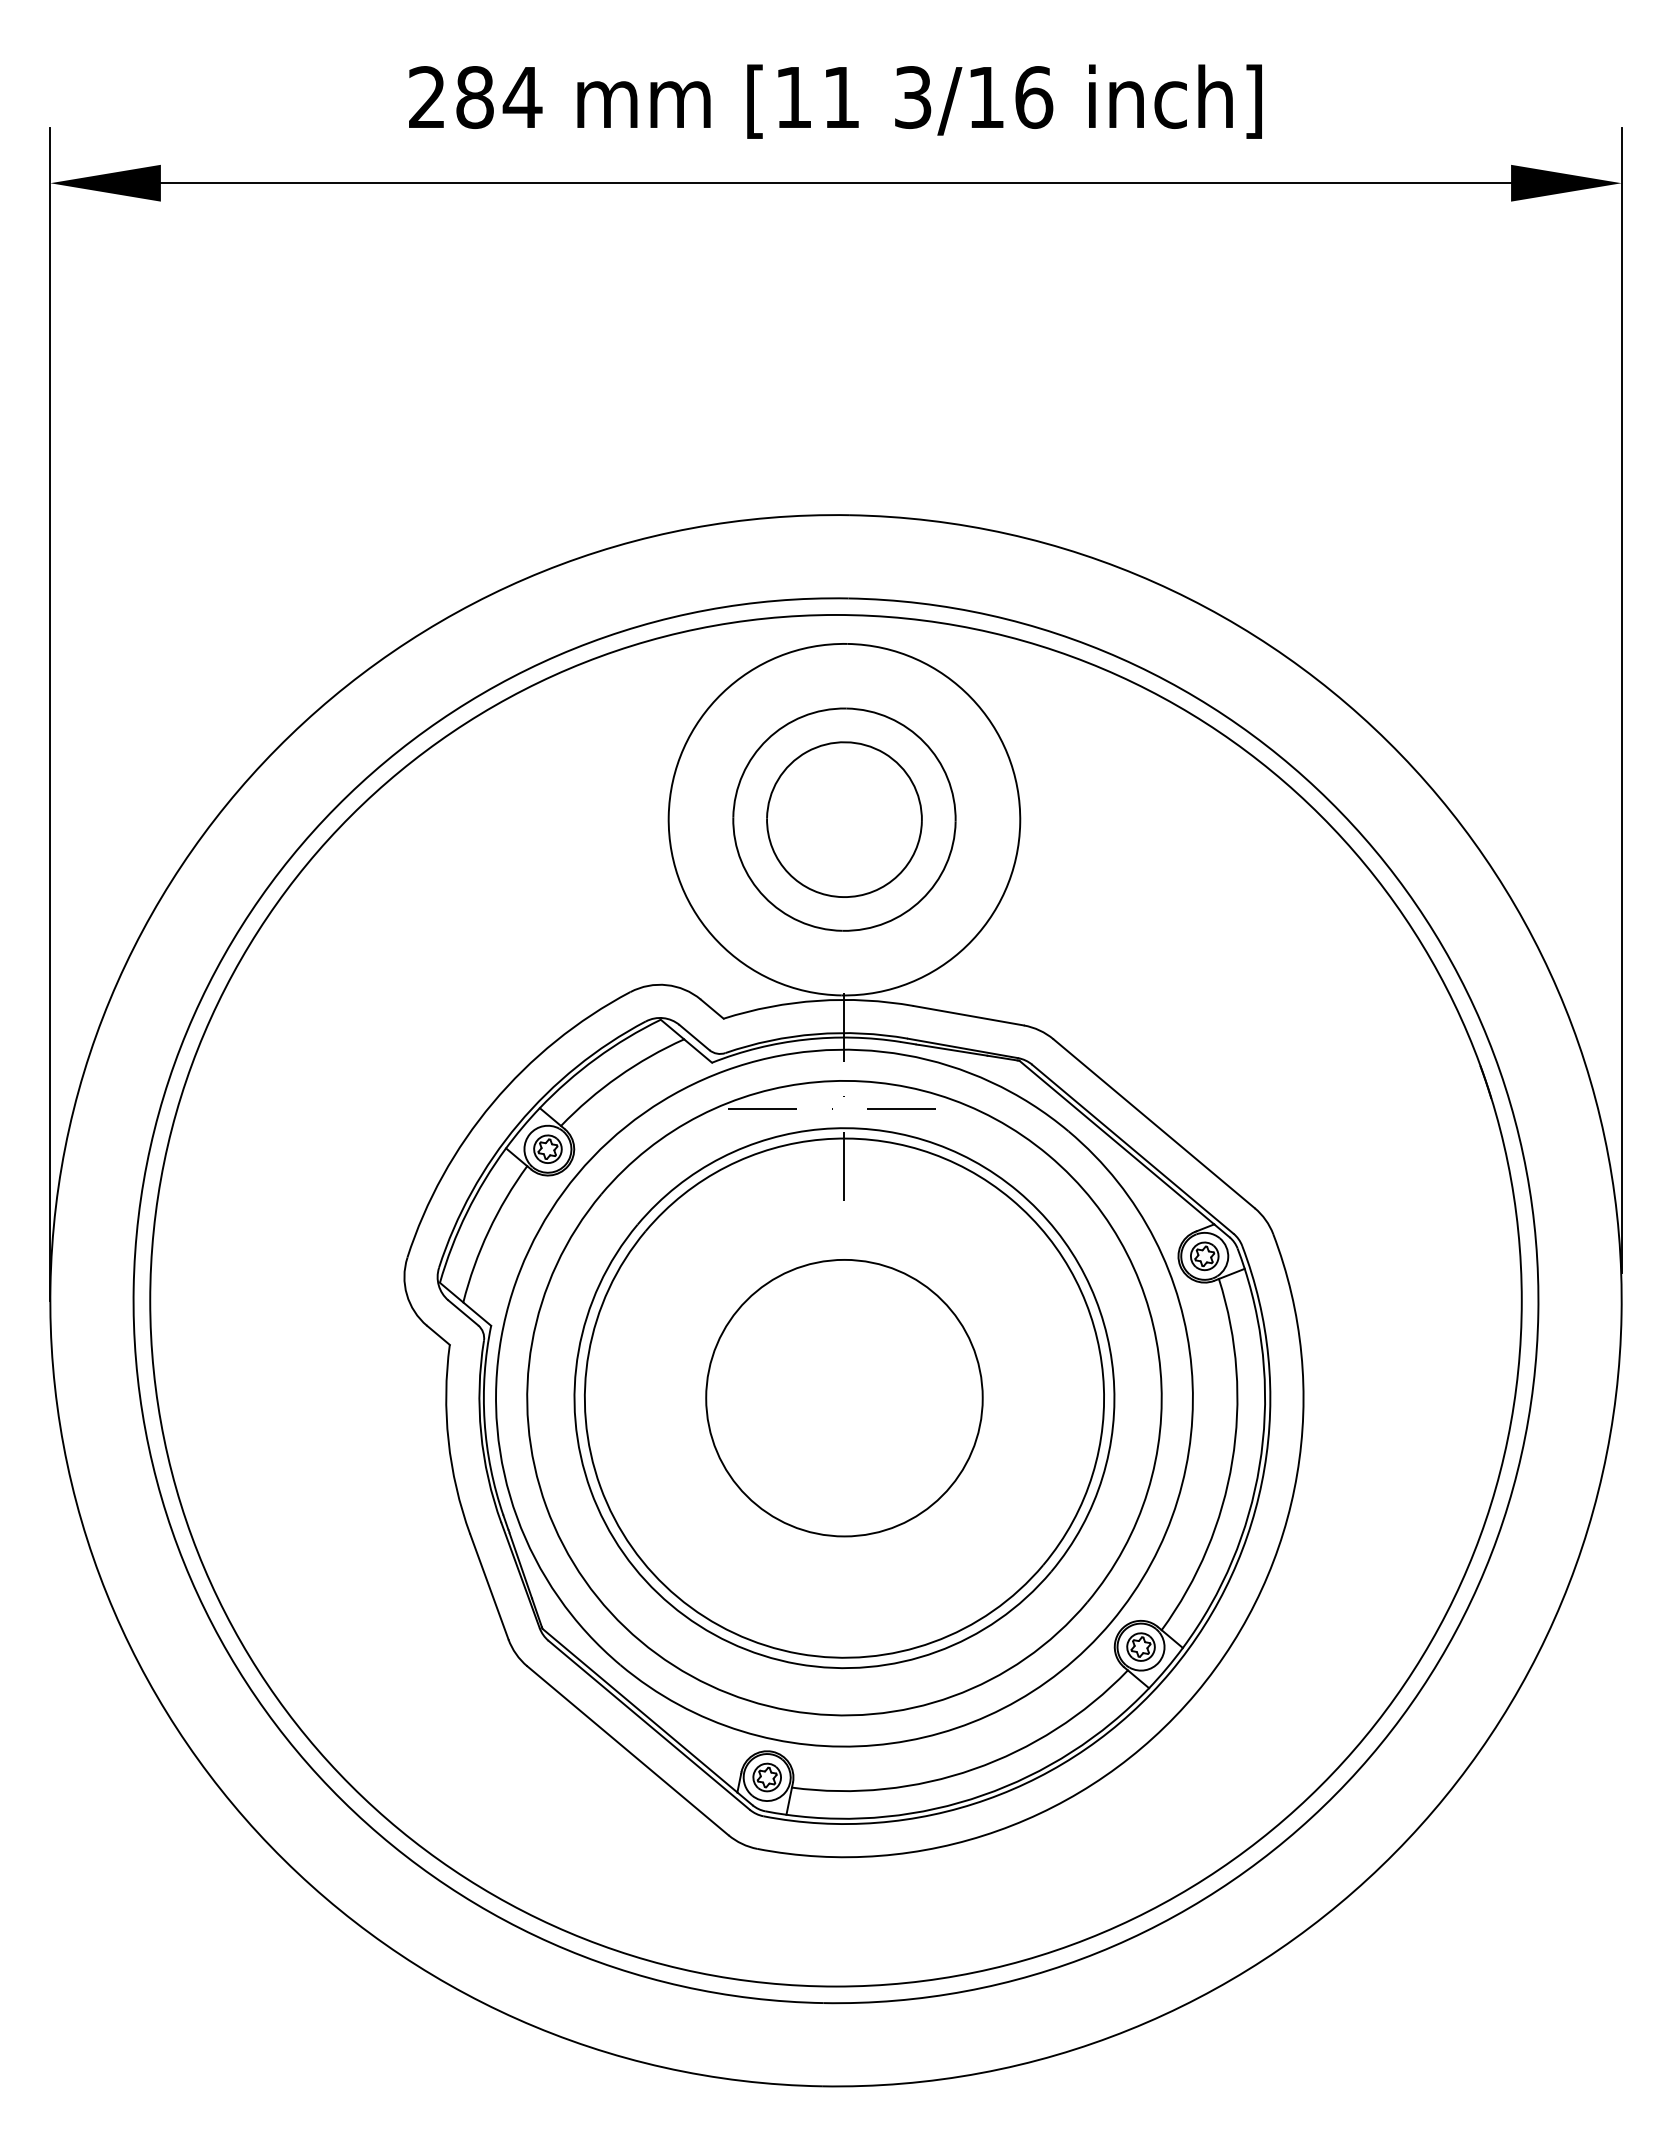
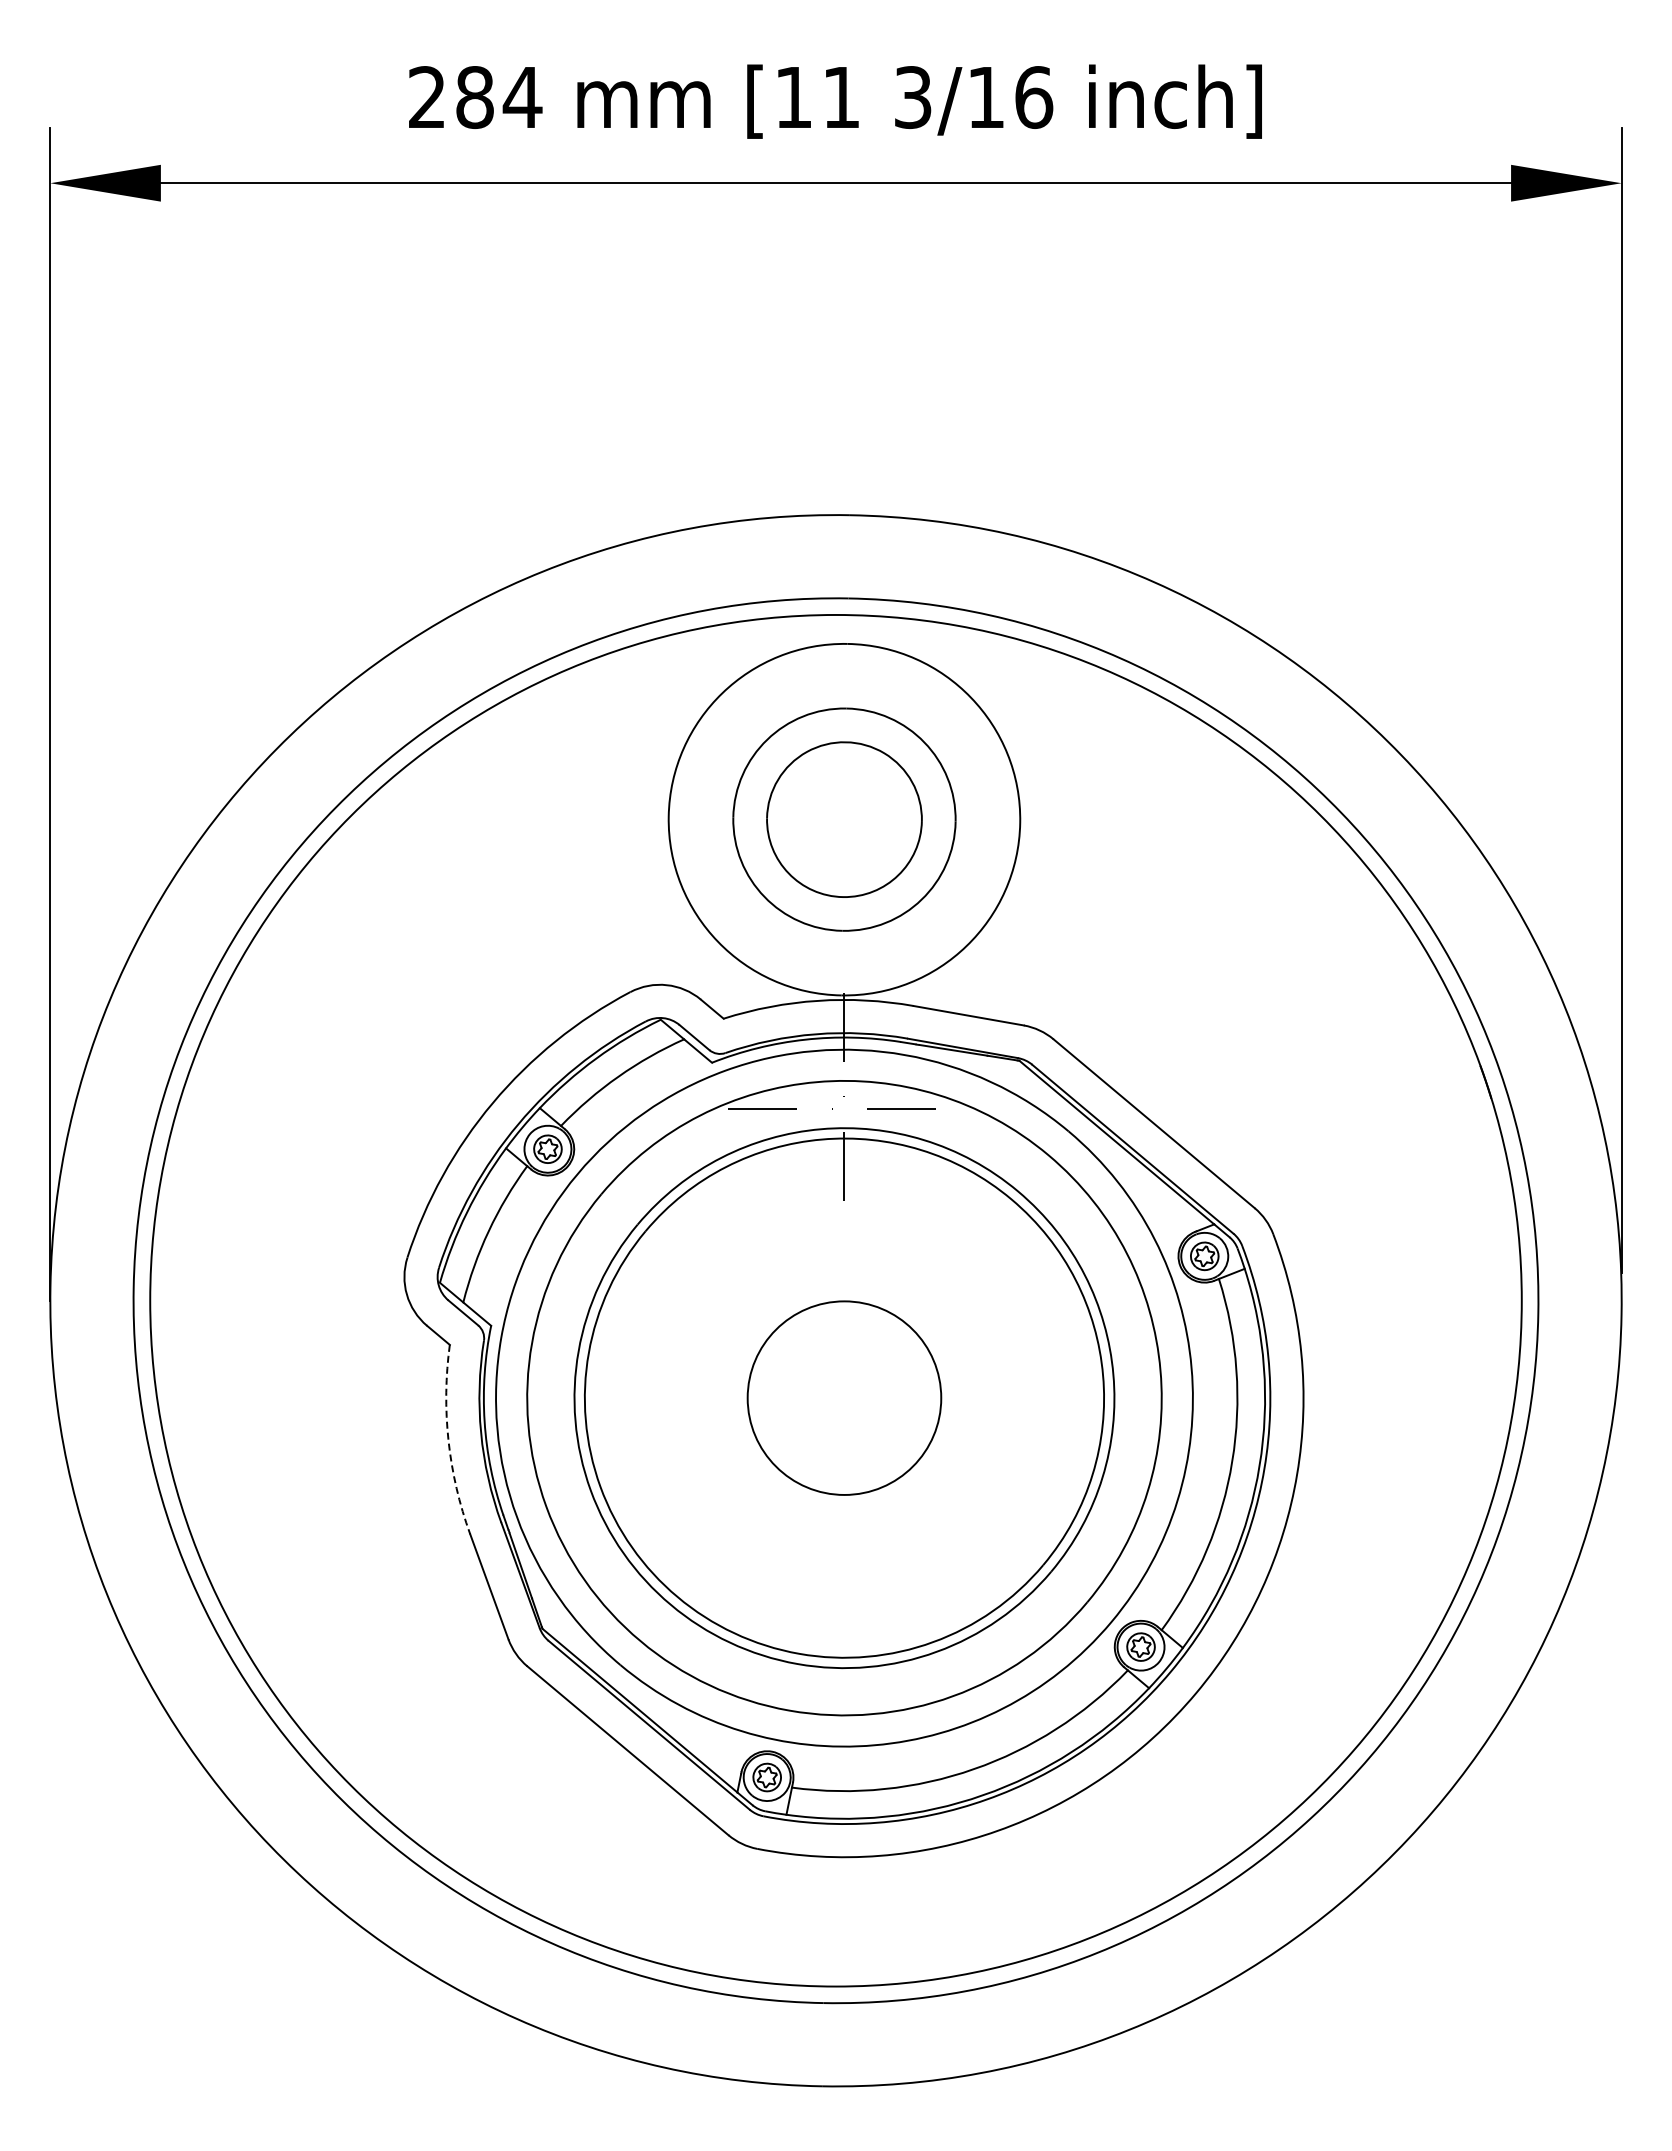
circle diameter: 277 px -> 194 px (844, 1397)
arc: solid -> dashed (448, 1440)
